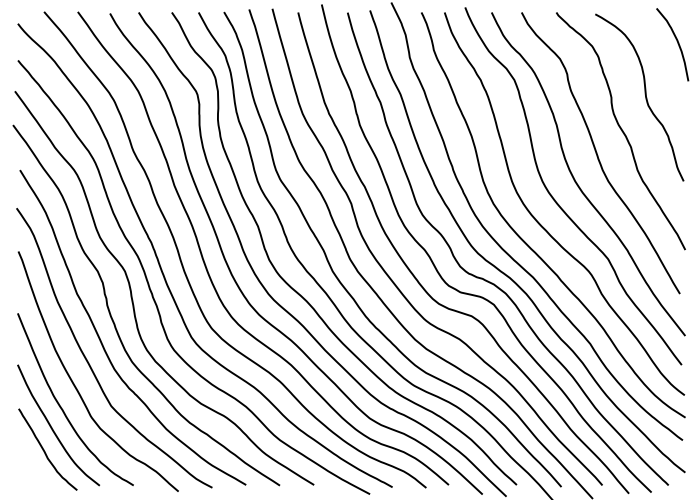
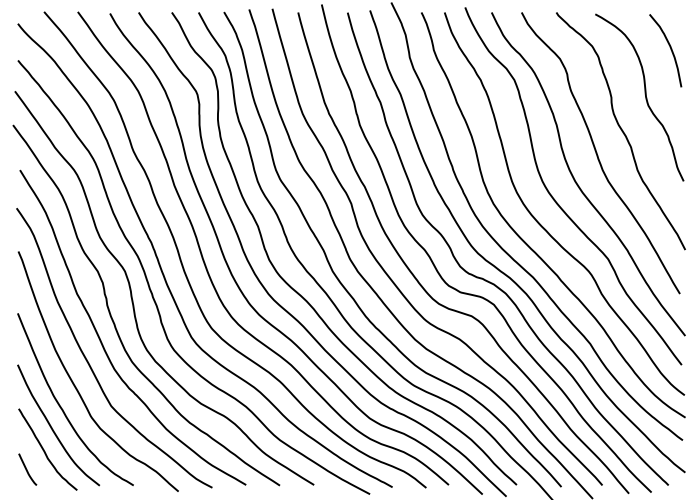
curve position: (676, 41) -> (669, 47) (669, 47)
curve: none -> present (27, 469)
